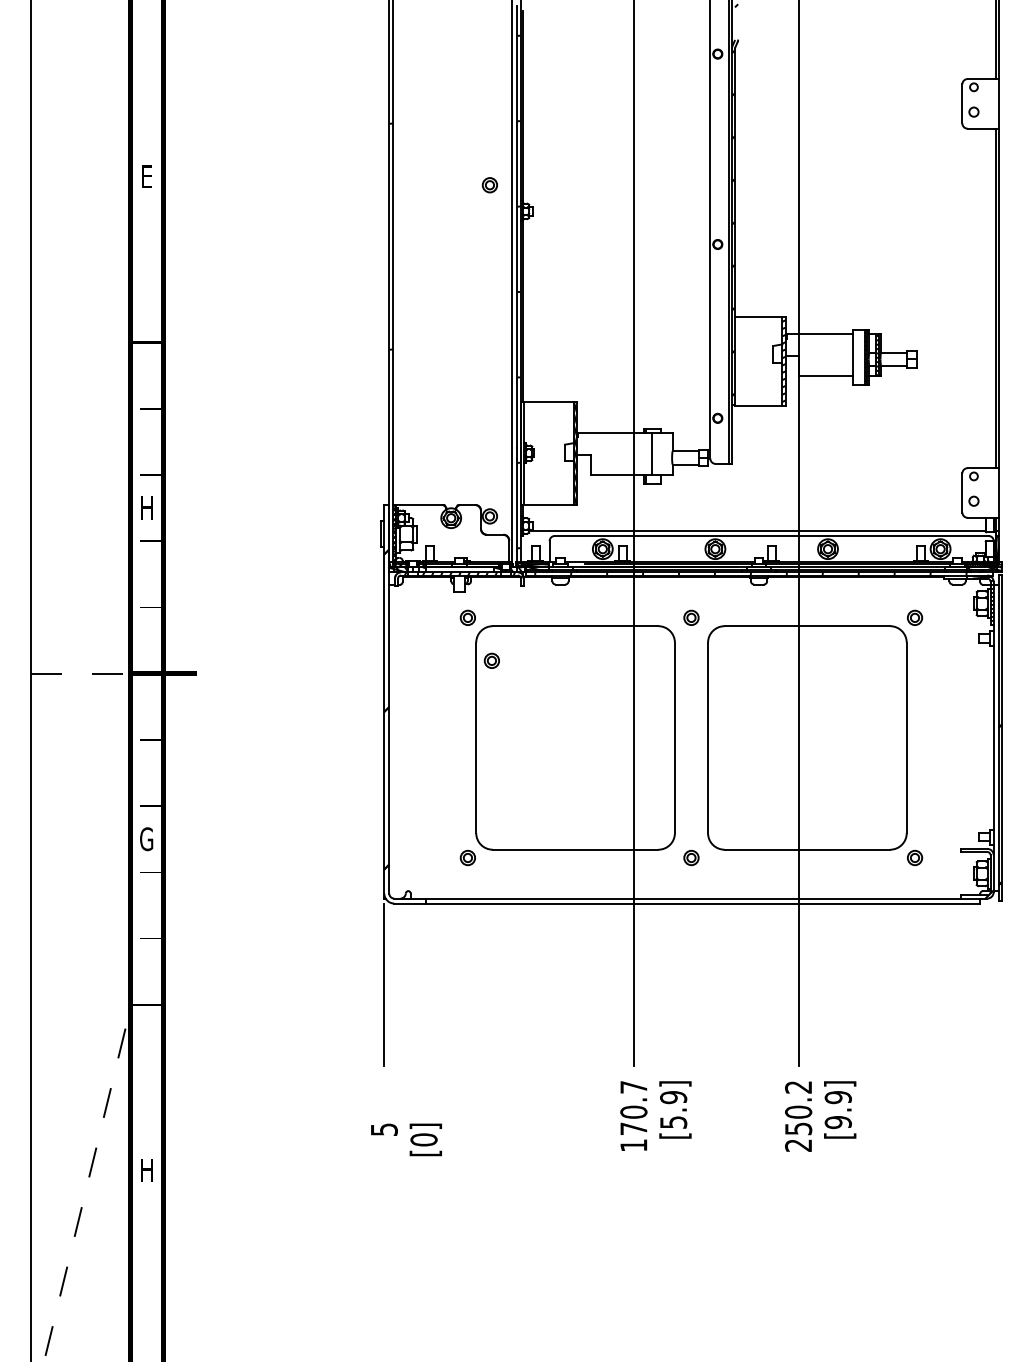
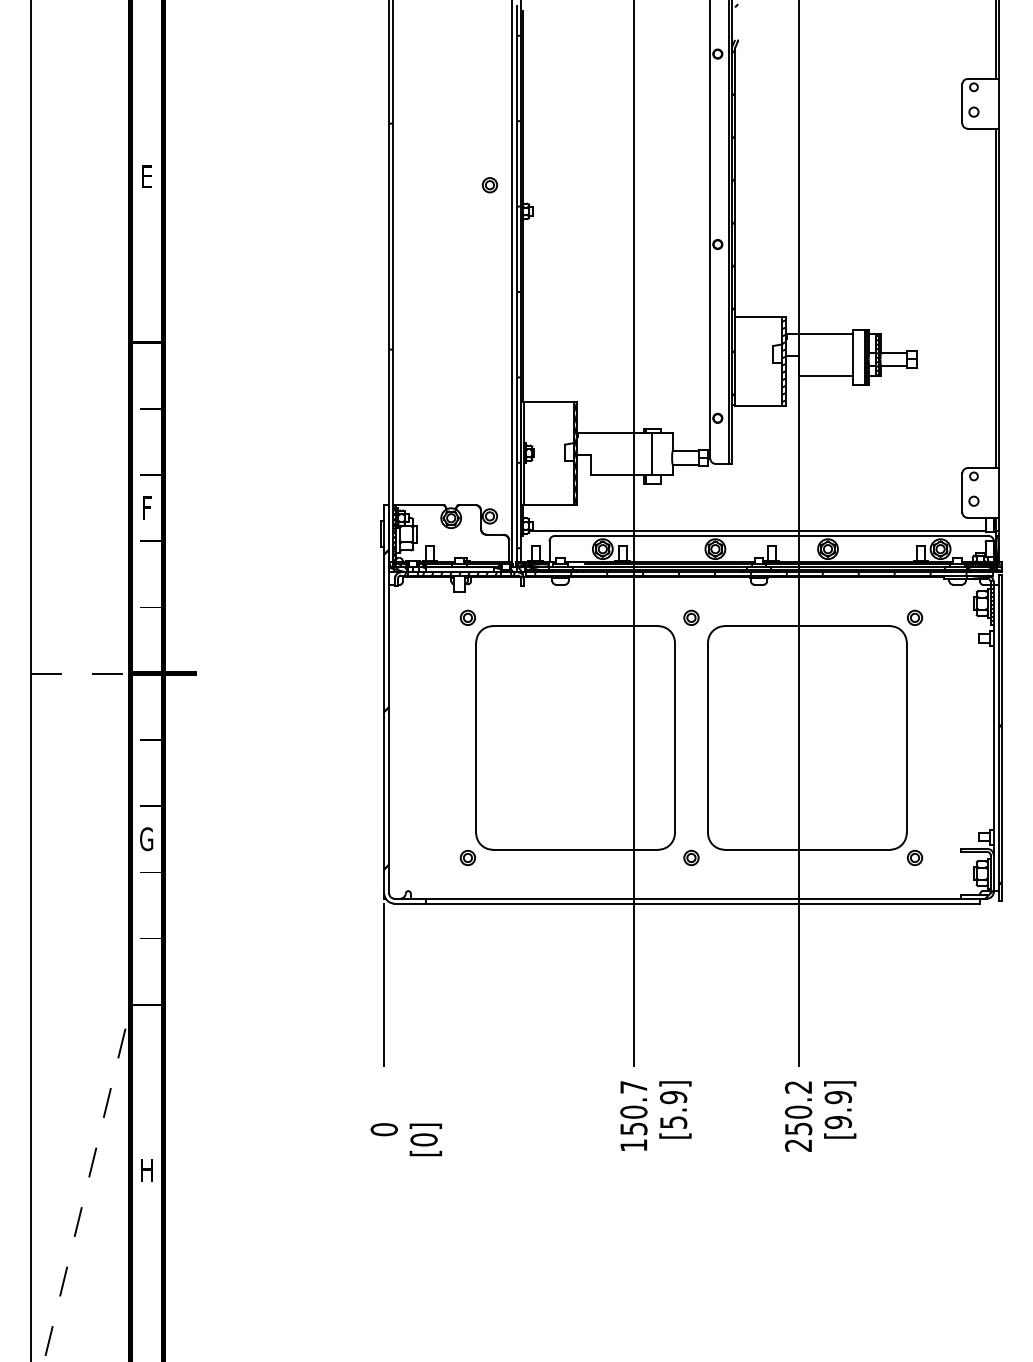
text: H -> F (146, 507)
part: present -> none (491, 660)
text: 170.7 -> 150.7 (633, 1128)
text: 5 -> 0 (383, 1129)
